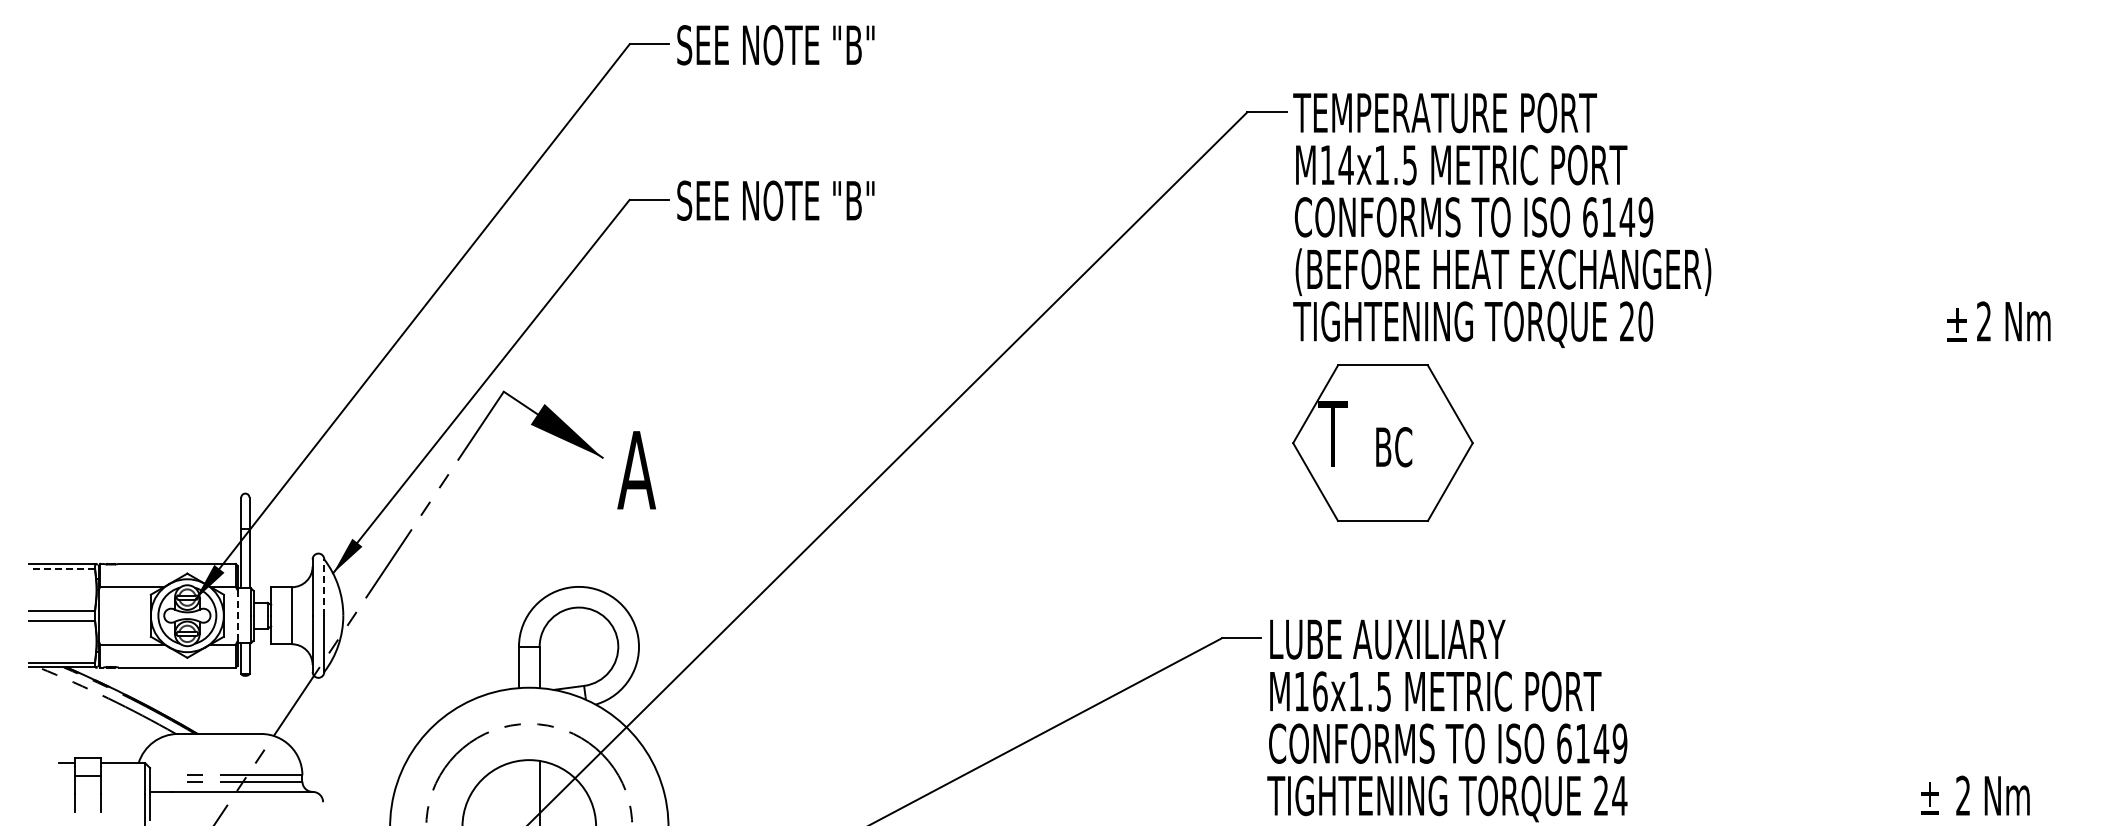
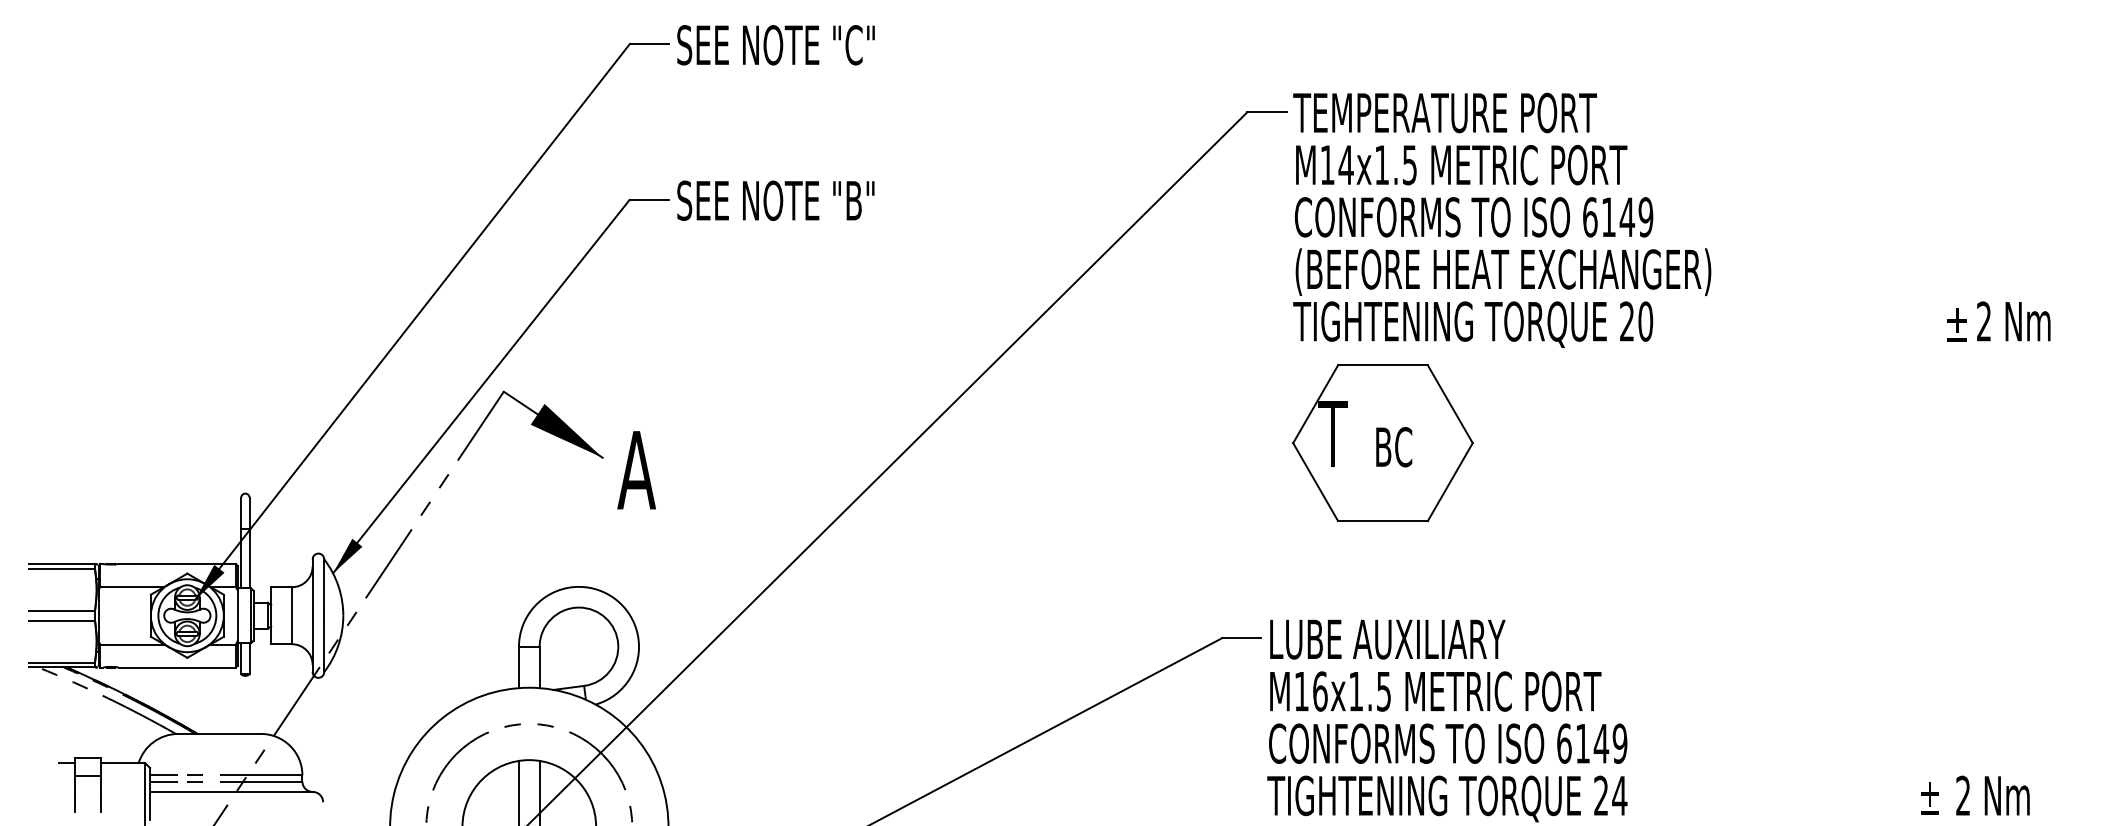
text: SEE NOTE "B" -> SEE NOTE "C" (859, 45)
line: dashed -> solid (62, 568)
line: dashed -> solid (324, 587)
line: dashed -> solid (237, 615)
line: none -> present (163, 775)
line: none -> present (163, 781)
line: none -> present (518, 791)
